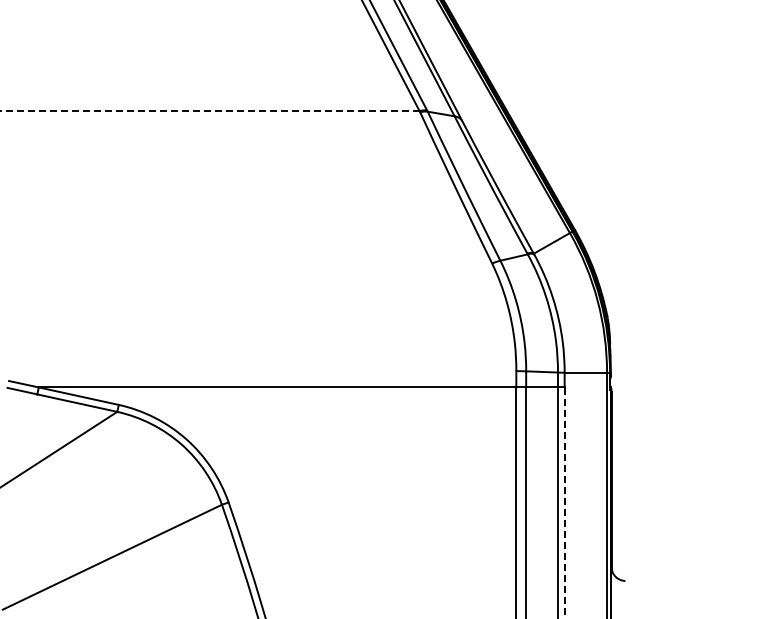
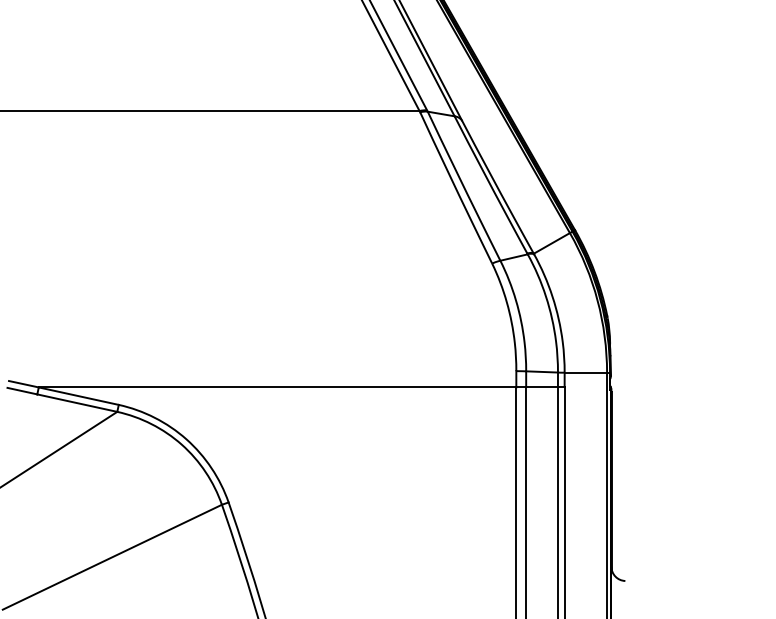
line: dashed -> solid (209, 111)
line: dashed -> solid (564, 502)
